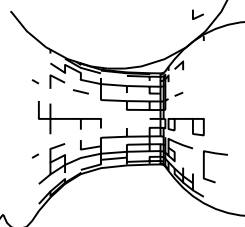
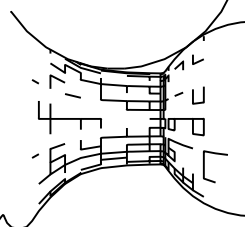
curve position: (198, 15) -> (198, 60) (198, 60)
line position: (80, 91) -> (72, 95) (72, 95)
curve: none -> present (193, 95)
